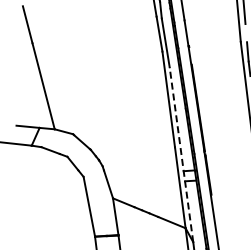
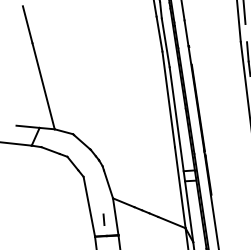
line: dashed -> solid (181, 154)
line: none -> present (103, 219)
